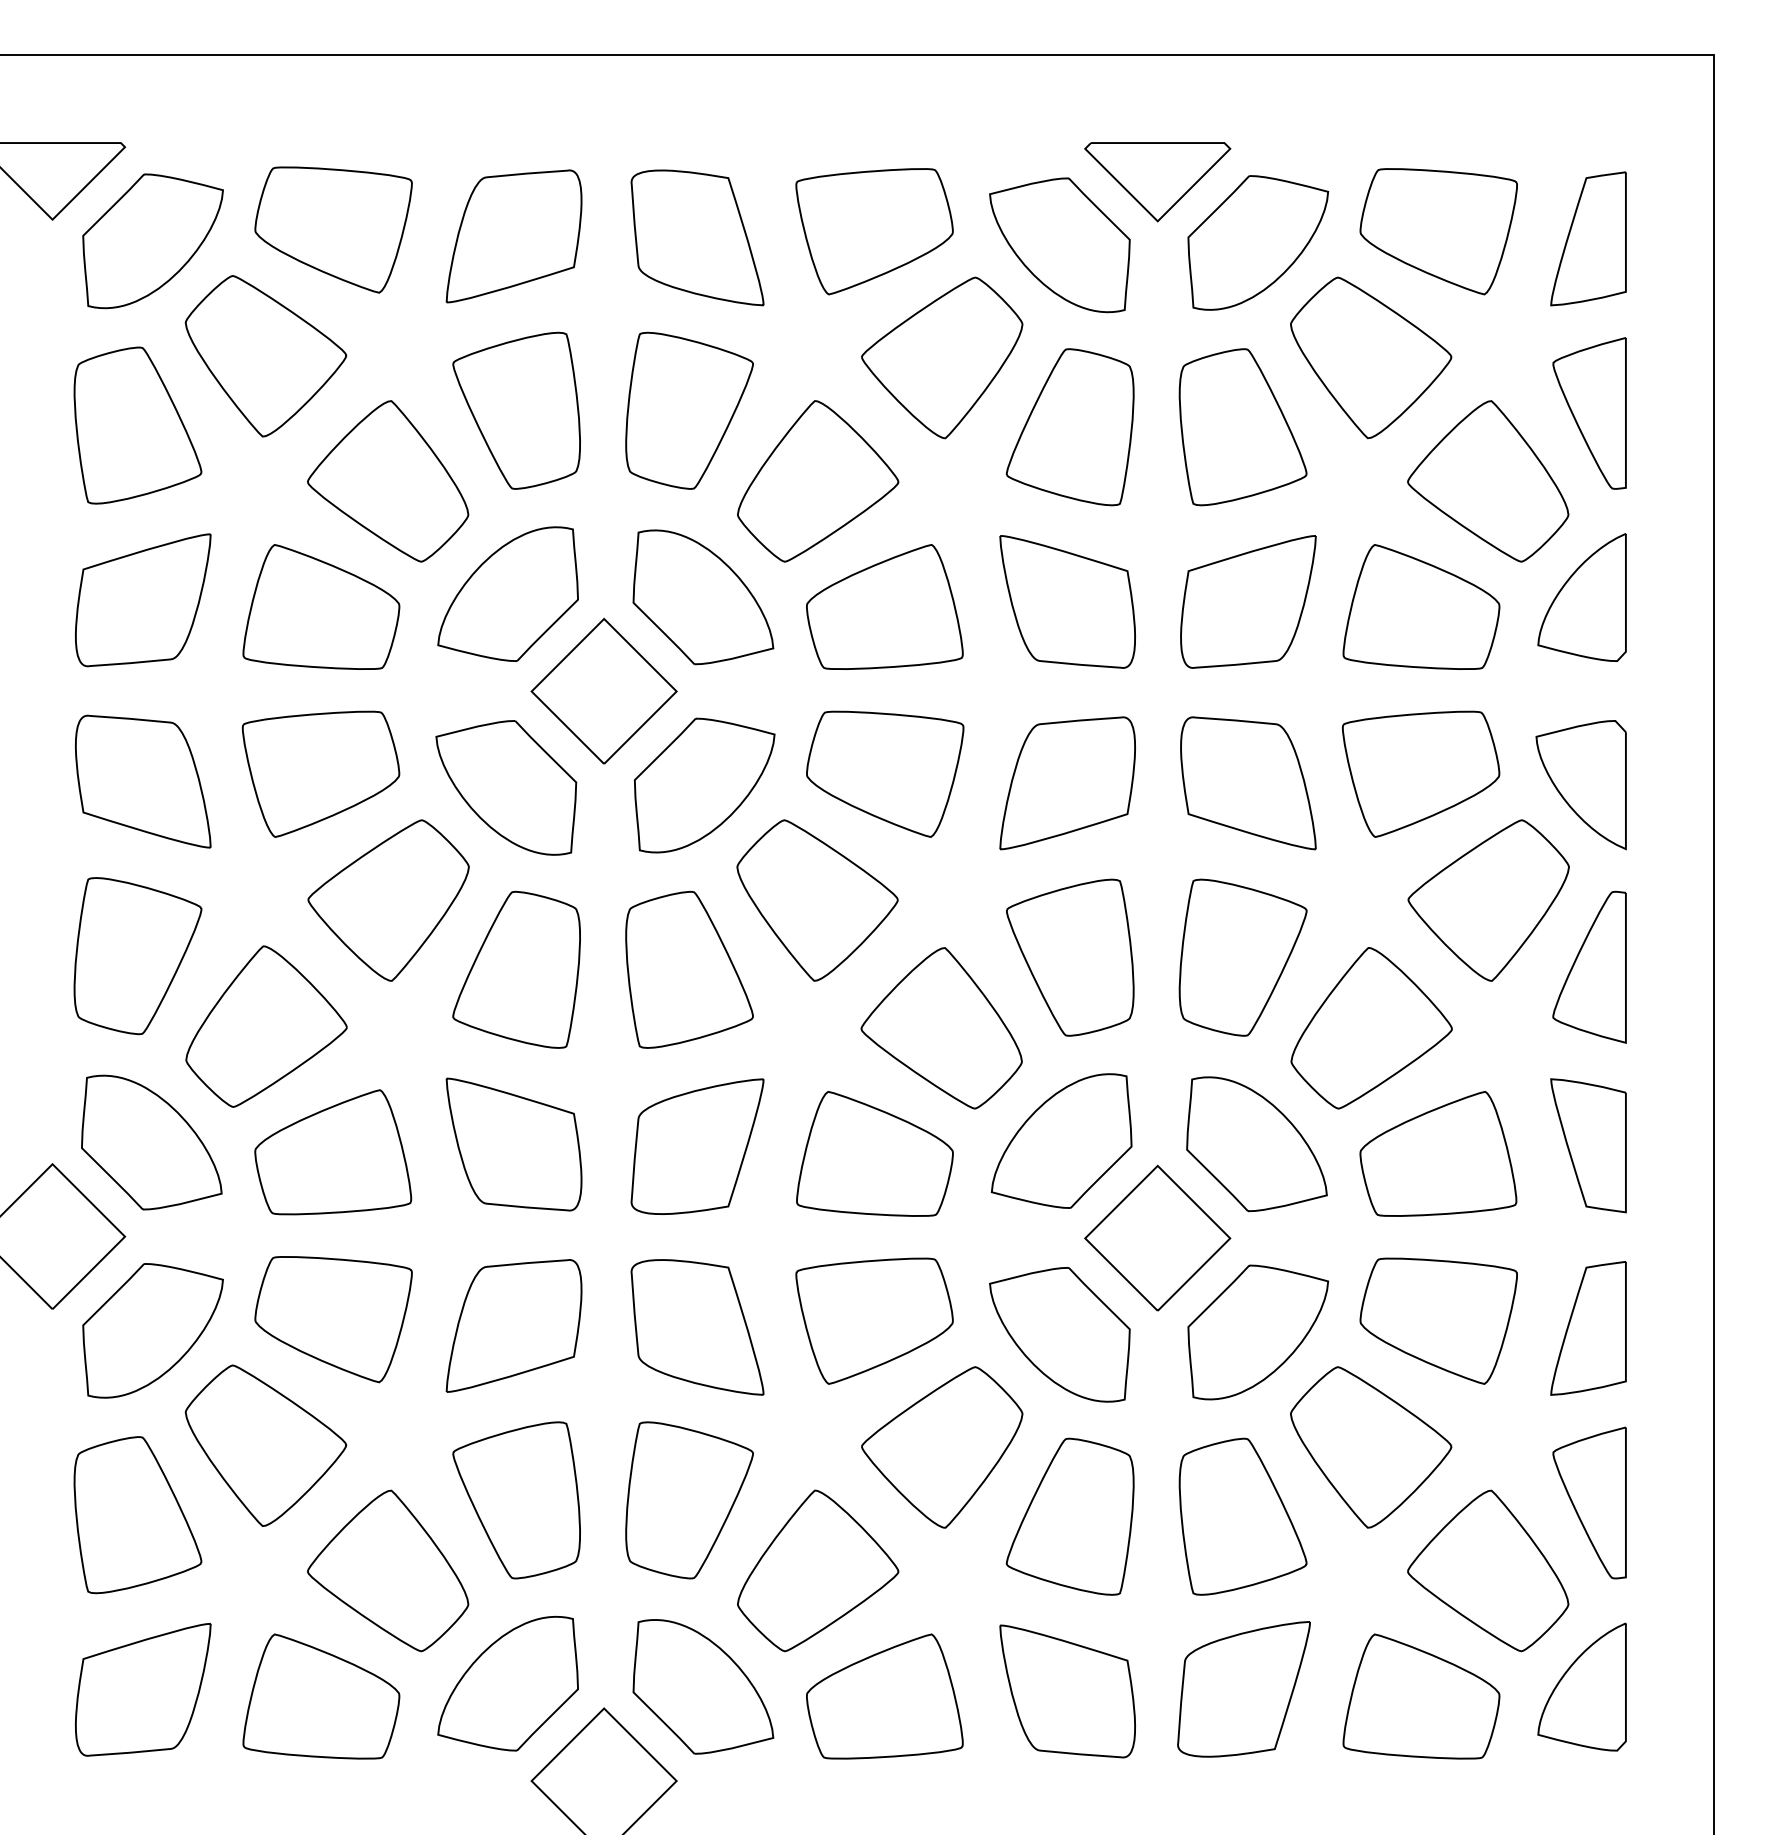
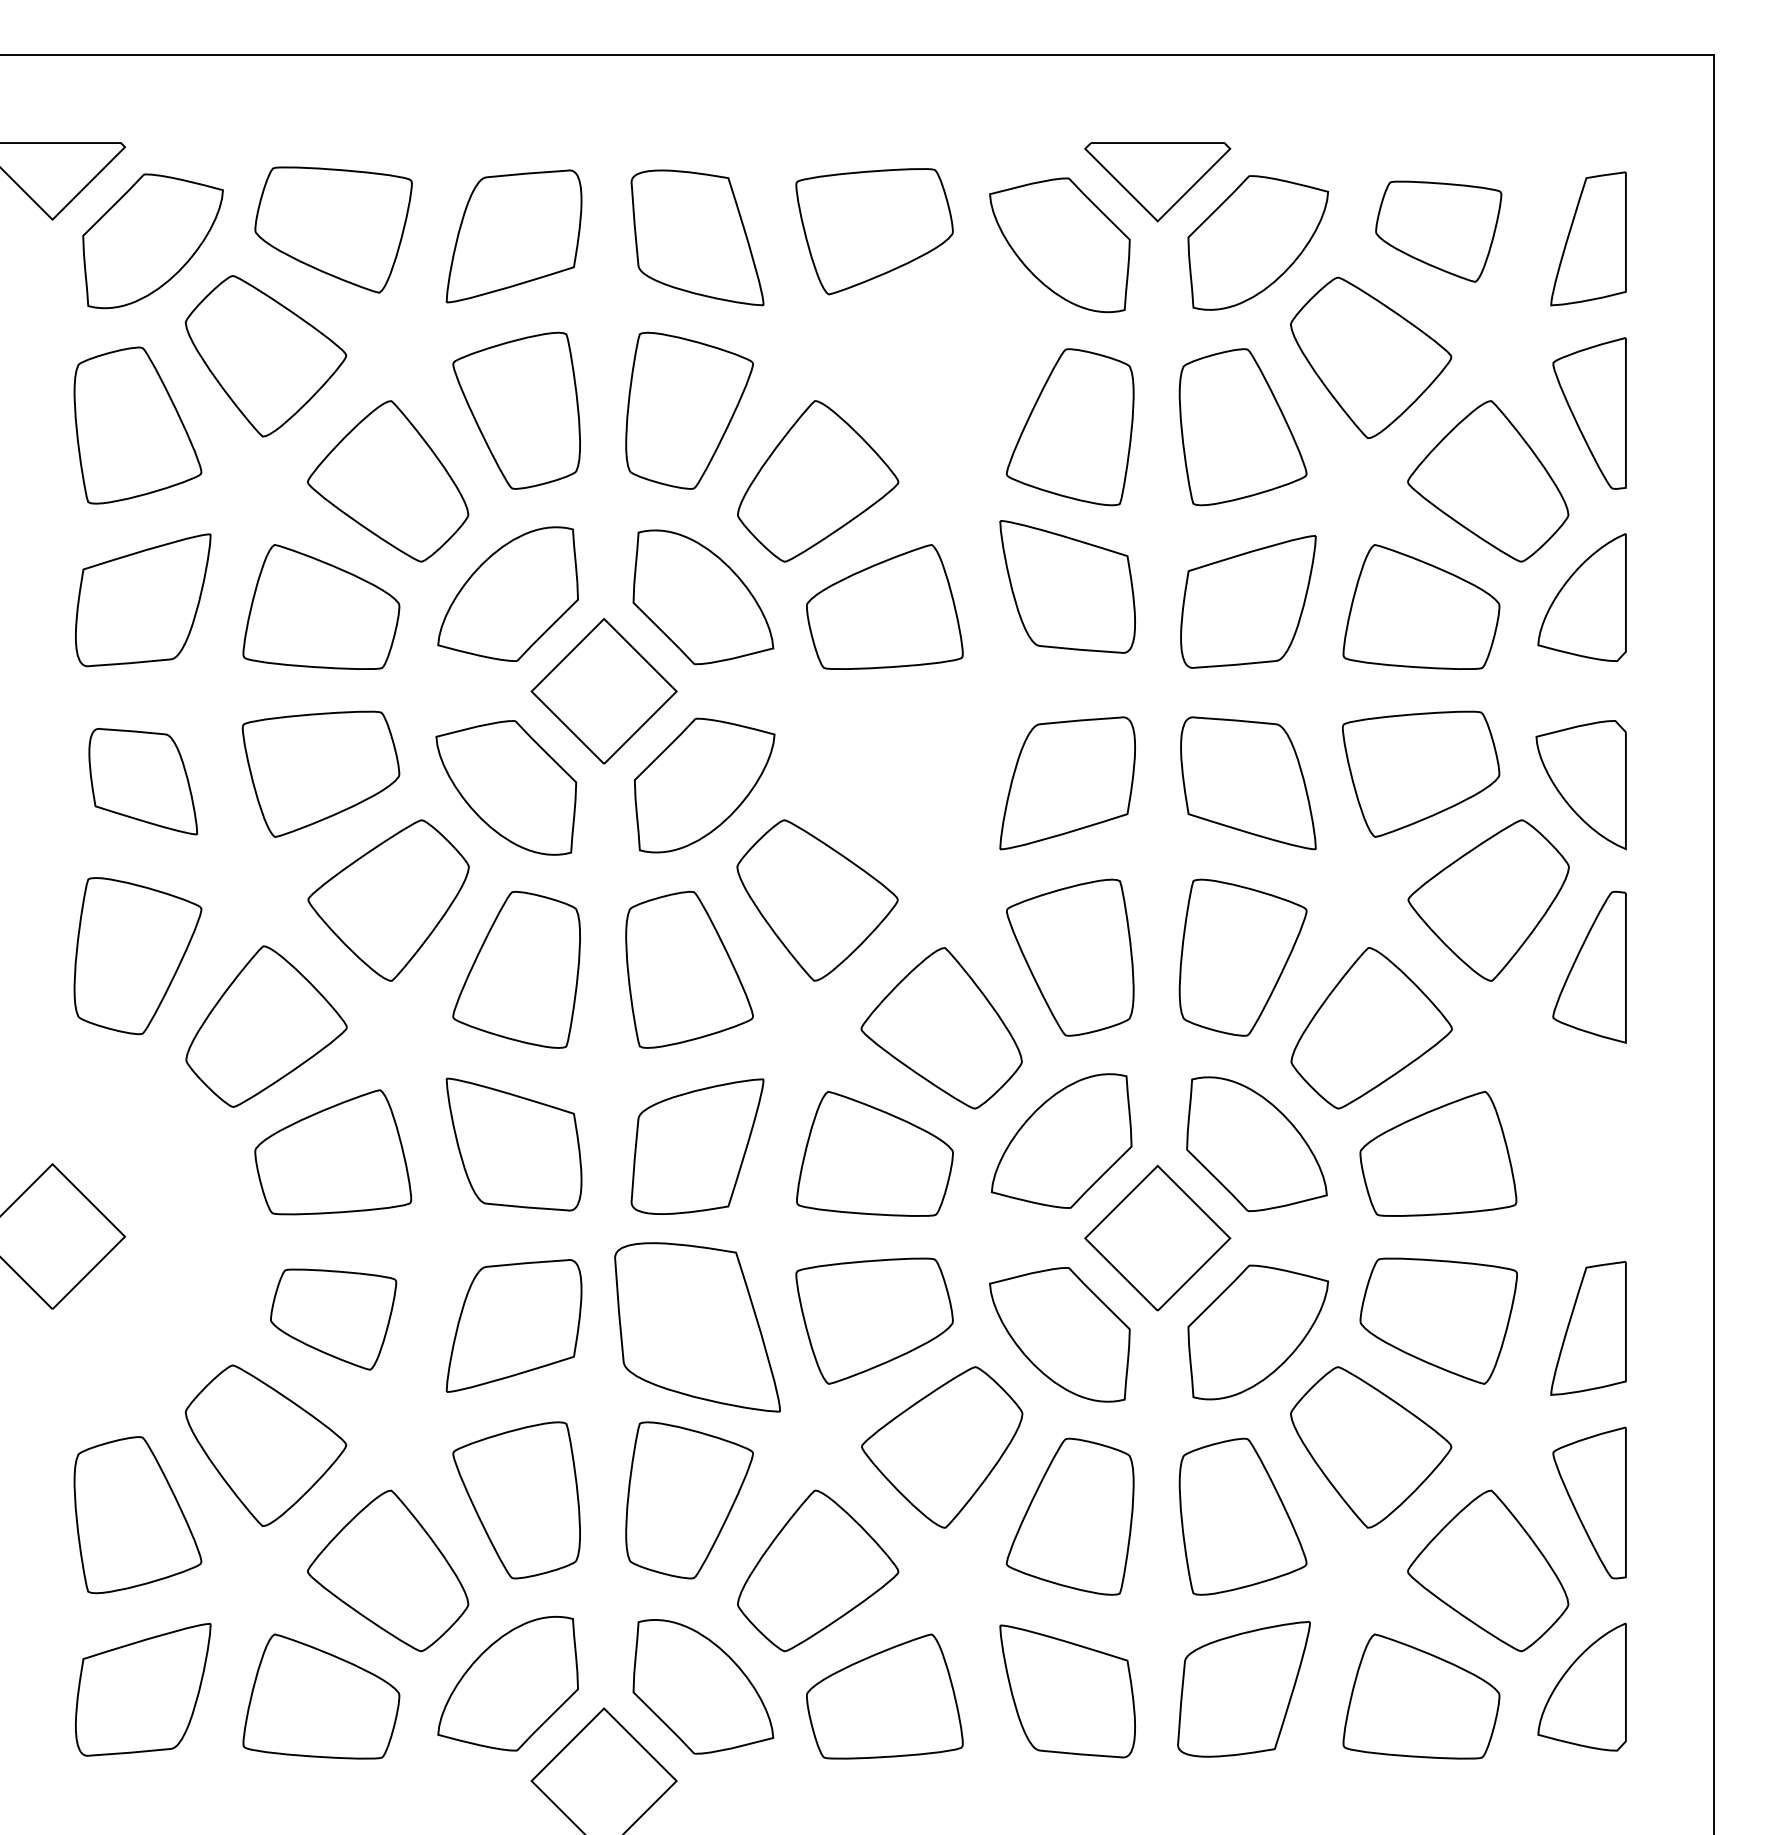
part size: 159x128 px -> 128x103 px (1438, 231)
part: present -> none (942, 357)
part position: (1067, 601) -> (1067, 586) (1067, 586)
part: present -> none (885, 773)
part size: 137x135 px -> 111x108 px (143, 781)
part: present -> none (151, 1142)
part: present -> none (1588, 1145)
part size: 159x128 px -> 128x103 px (333, 1319)
part size: 135x137 px -> 167x171 px (697, 1327)
part: present -> none (152, 1330)
